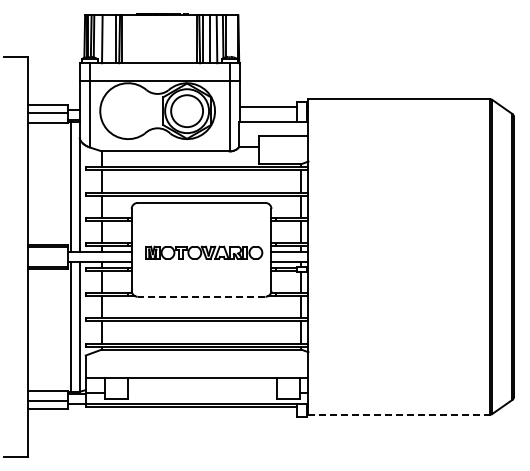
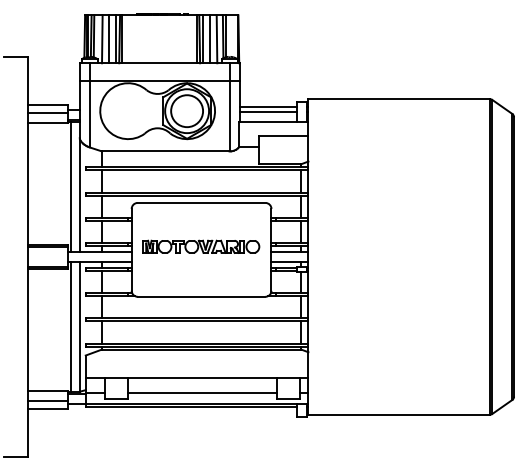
line: none -> present (109, 39)
line: none -> present (268, 111)
part position: (204, 252) -> (201, 246) (201, 246)
line: dashed -> solid (201, 296)
line: none -> present (202, 393)
line: dashed -> solid (399, 414)
